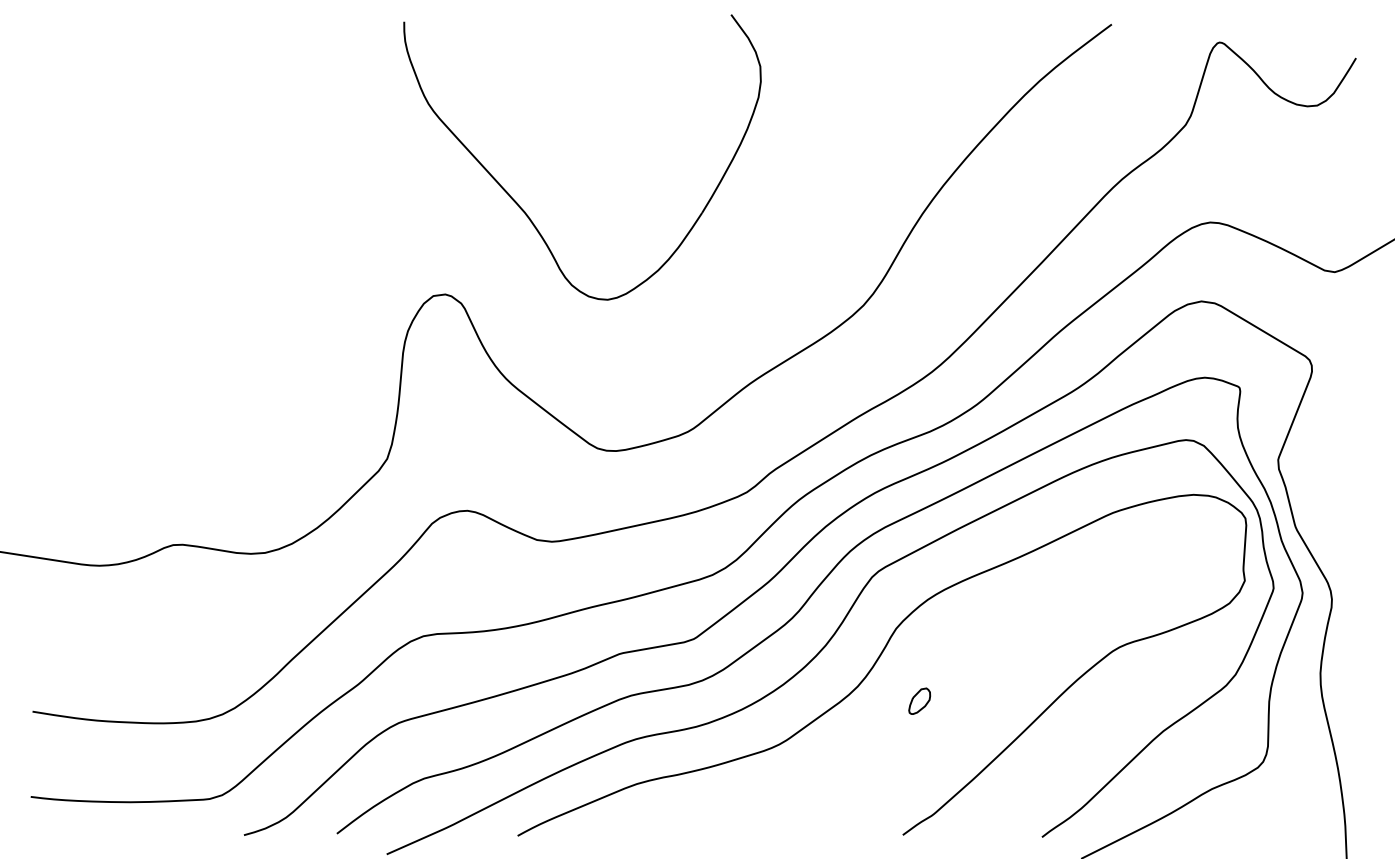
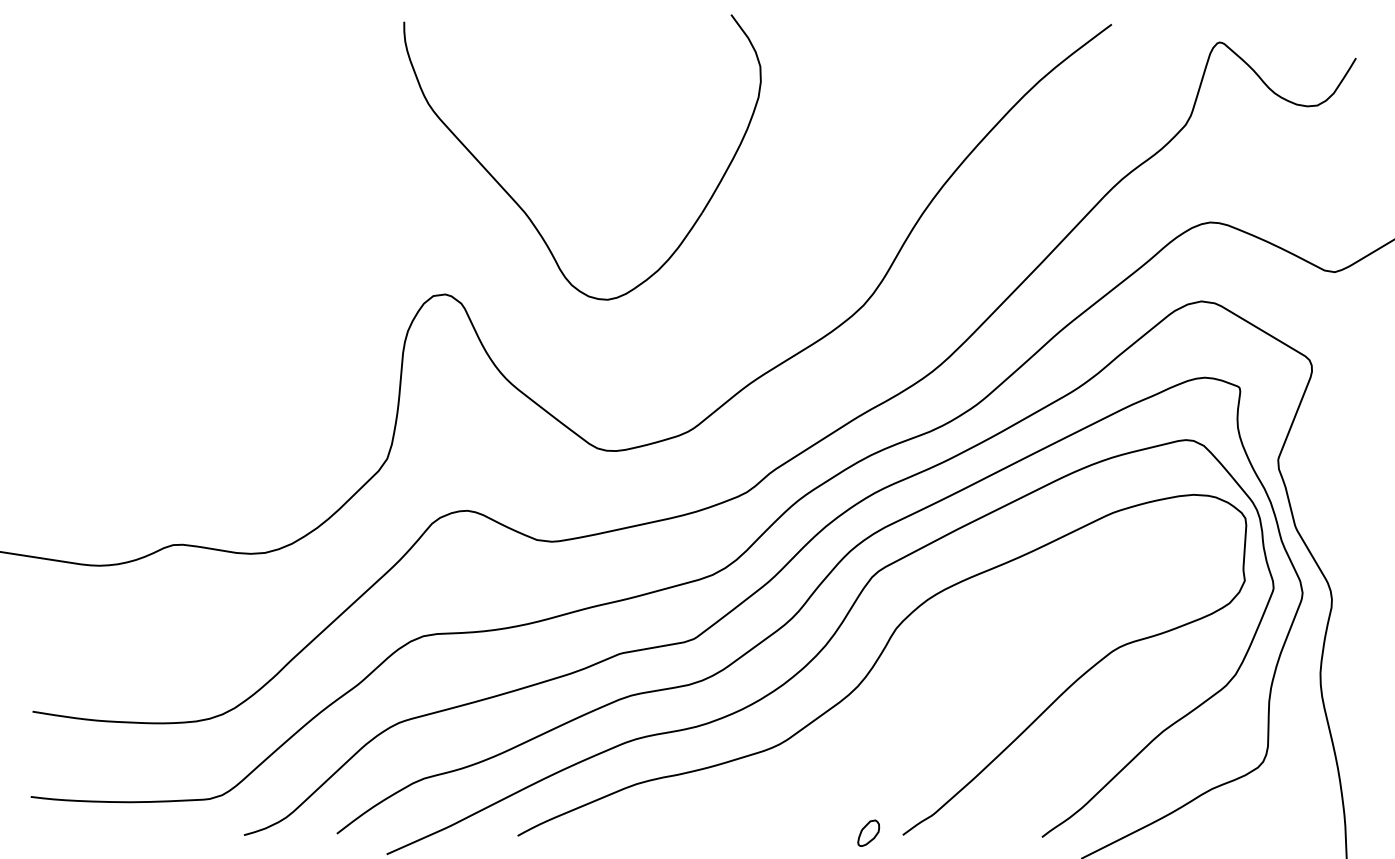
part position: (919, 700) -> (868, 832) (868, 832)
